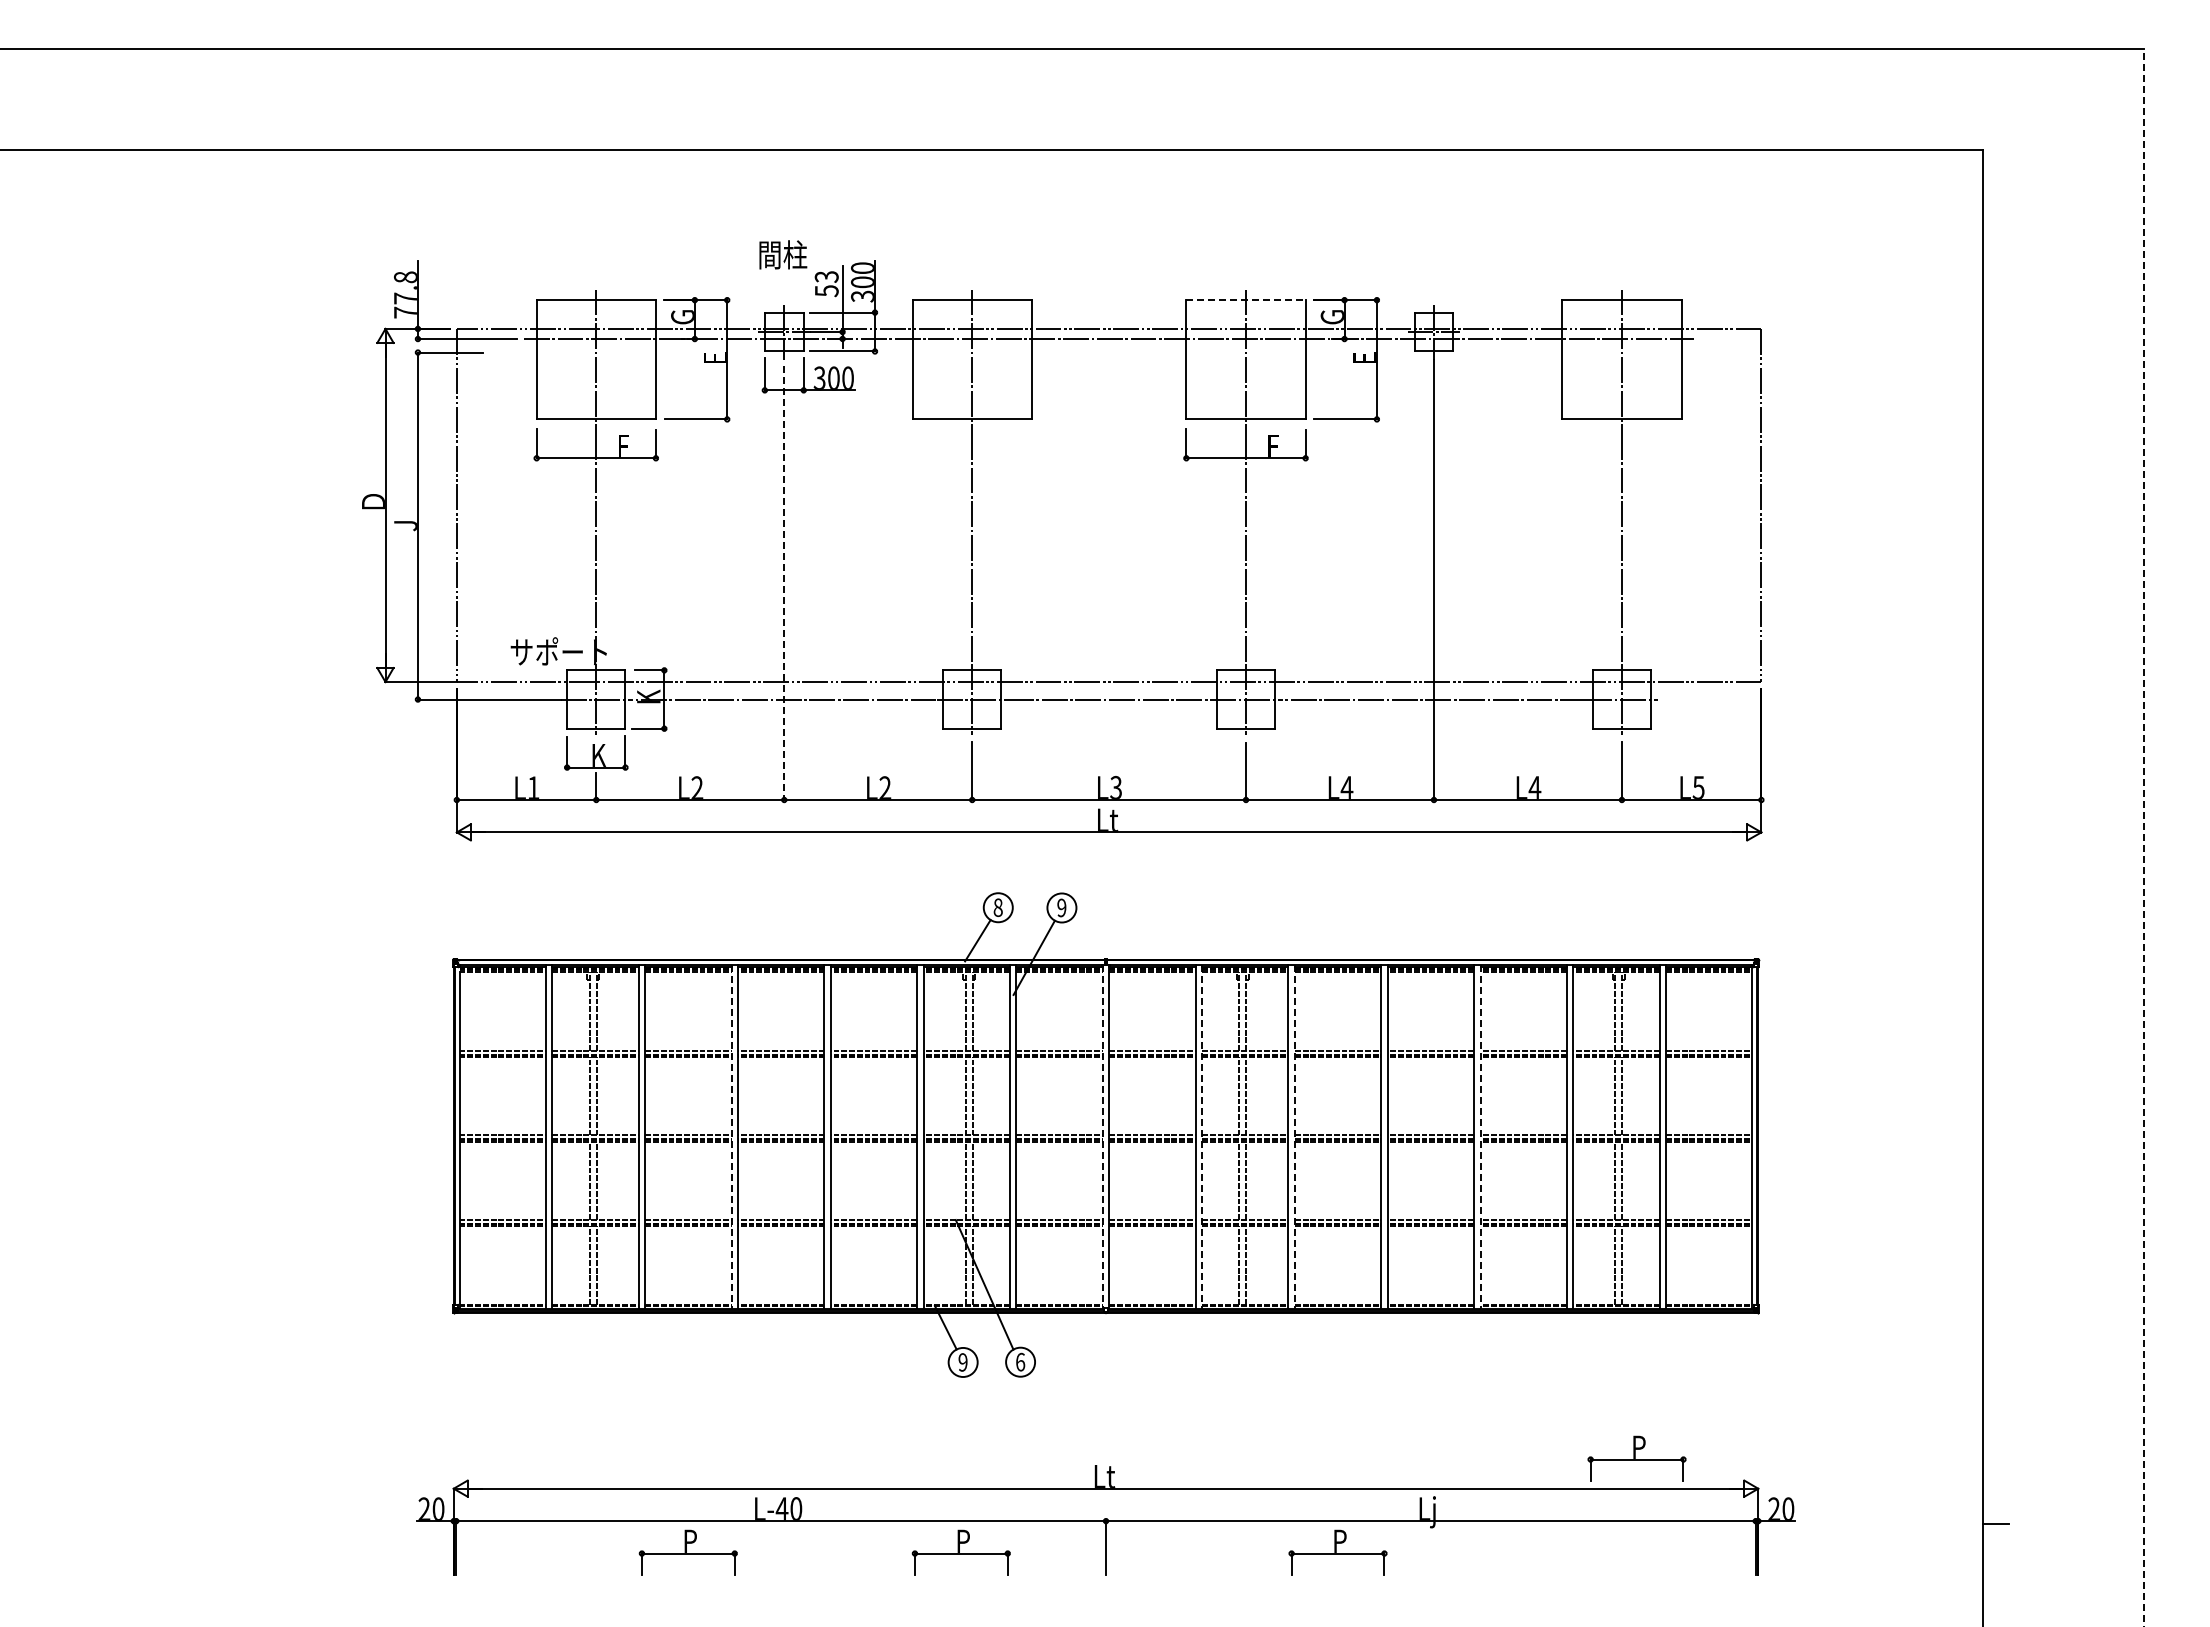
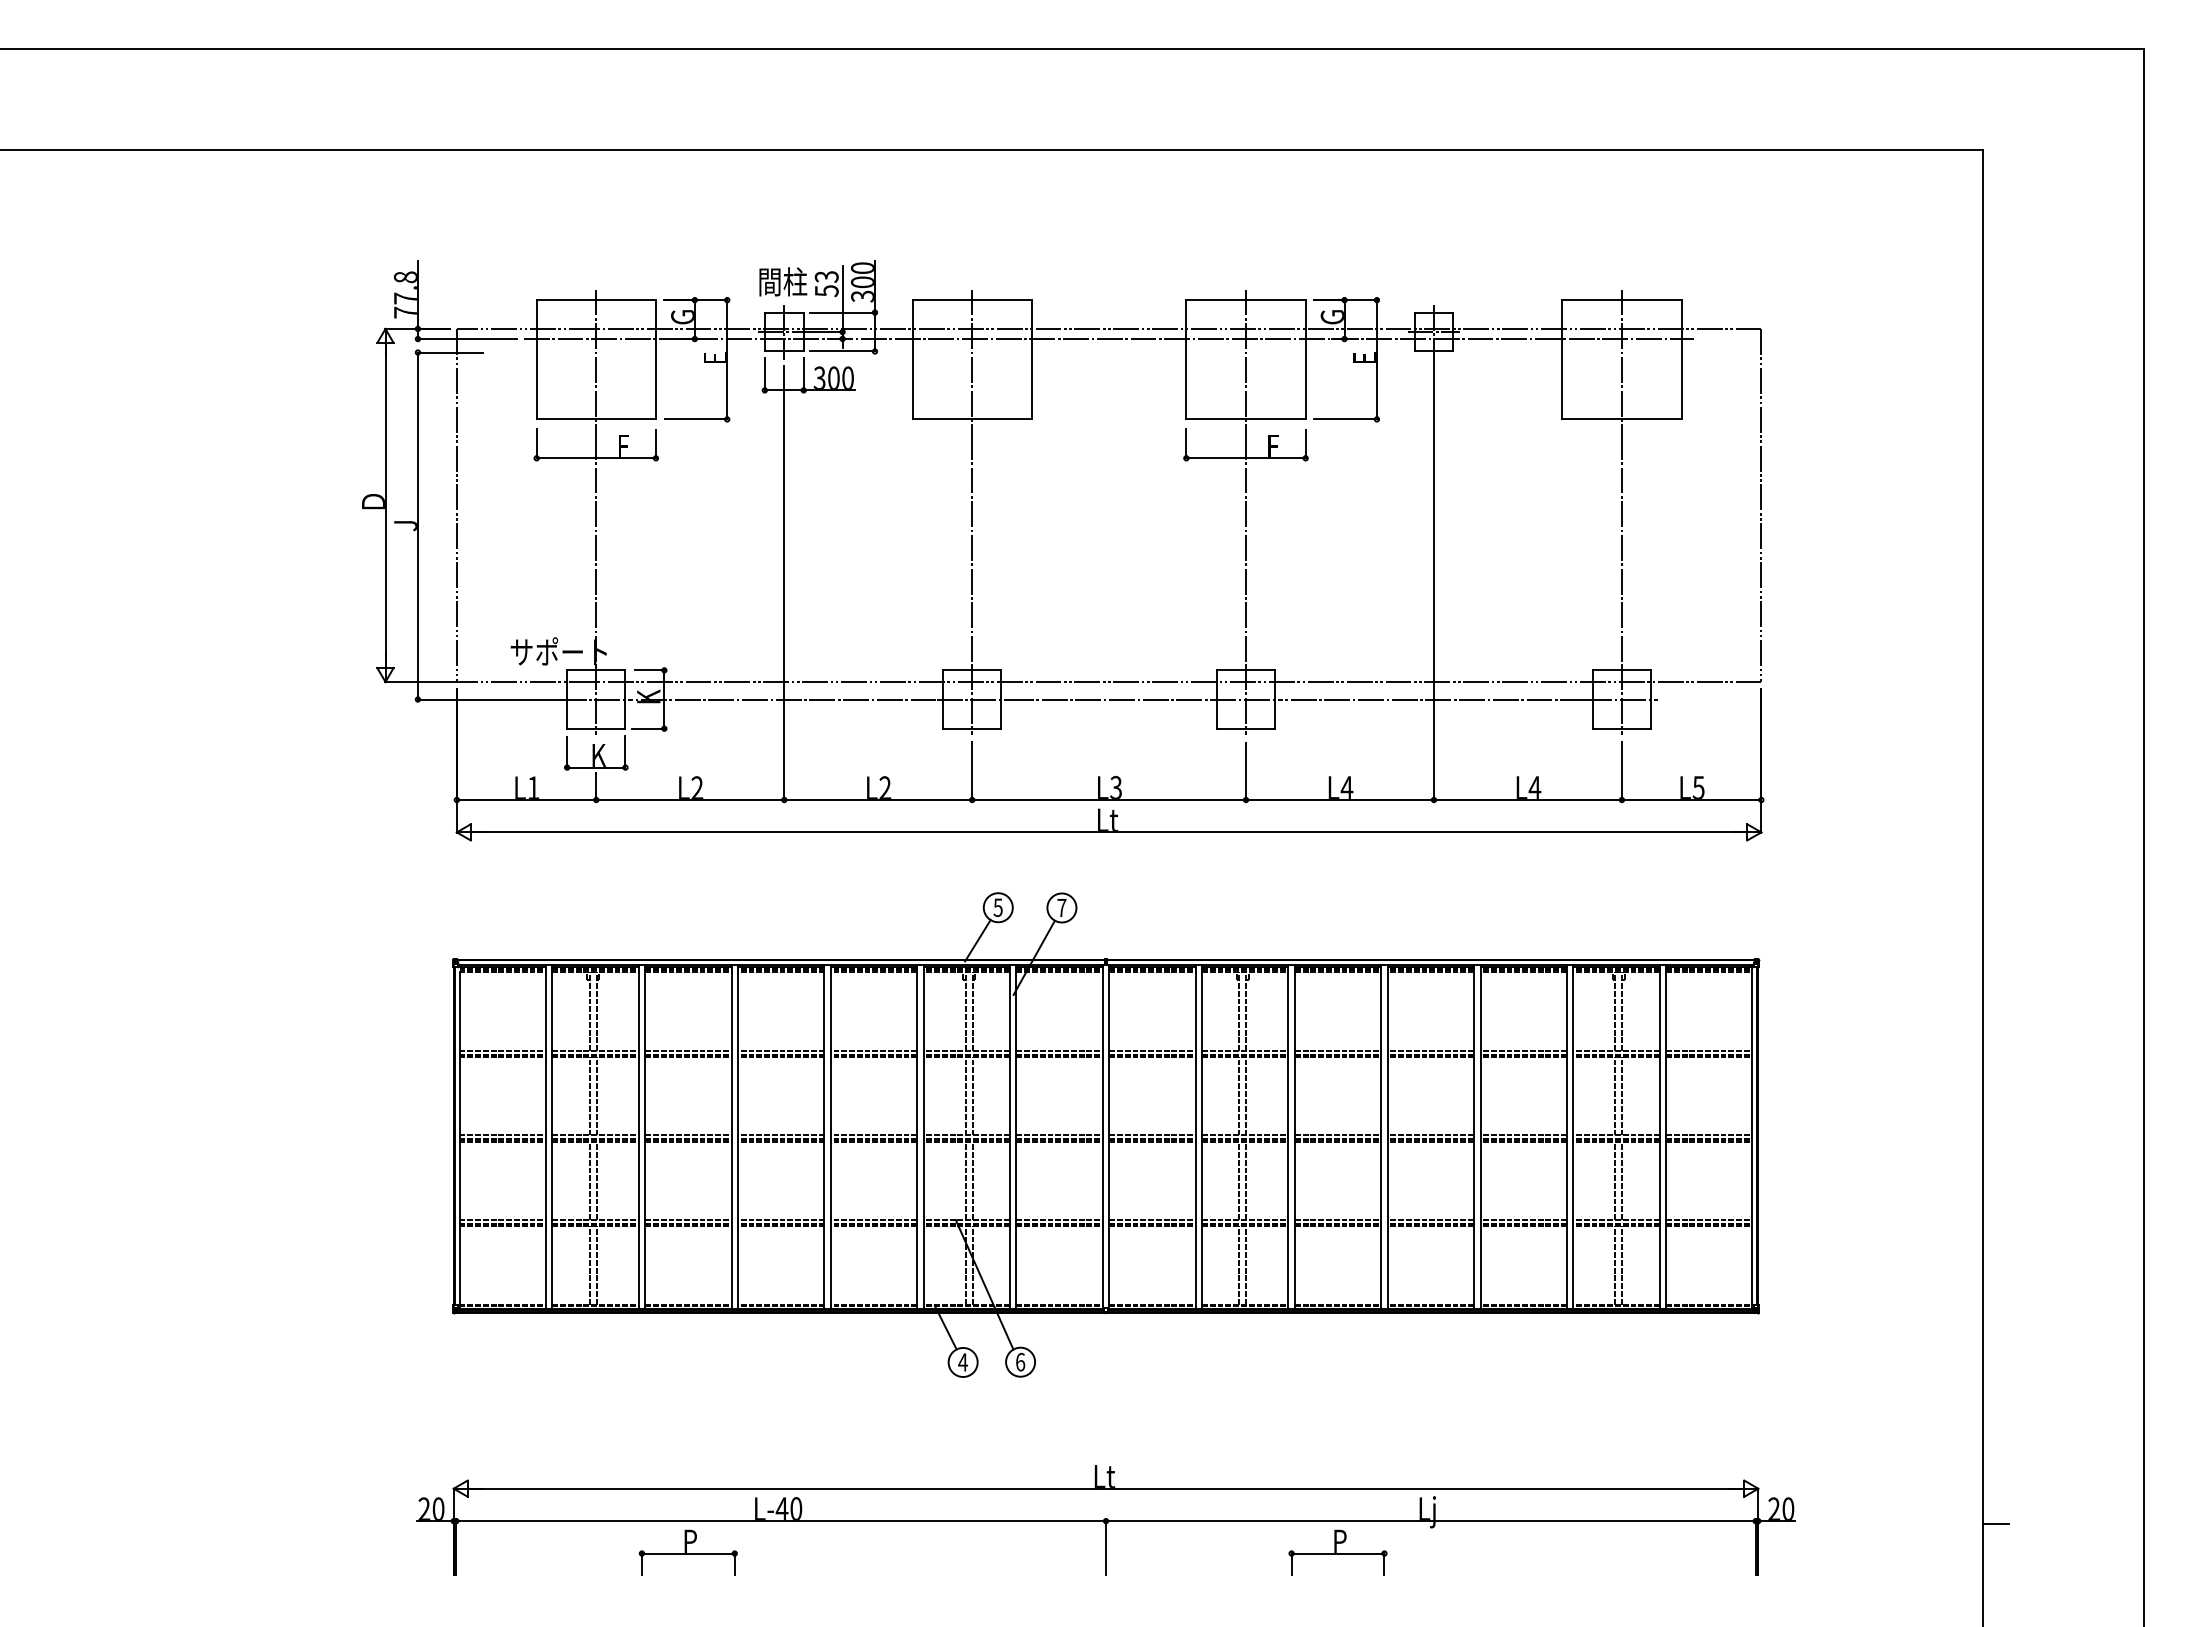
text position: (783, 254) -> (783, 281) (783, 281)
line: dashed -> solid (1246, 300)
line: dashed -> solid (784, 583)
line: dashed -> solid (2143, 837)
text: 8 -> 5 (997, 907)
text: 9 -> 7 (1061, 907)
line: dashed -> solid (731, 1137)
line: dashed -> solid (1102, 1137)
line: dashed -> solid (1202, 1137)
line: dashed -> solid (1294, 1137)
line: dashed -> solid (1480, 1137)
text: 9 -> 4 (962, 1362)
part: present -> none (1636, 1458)
part: present -> none (960, 1552)
